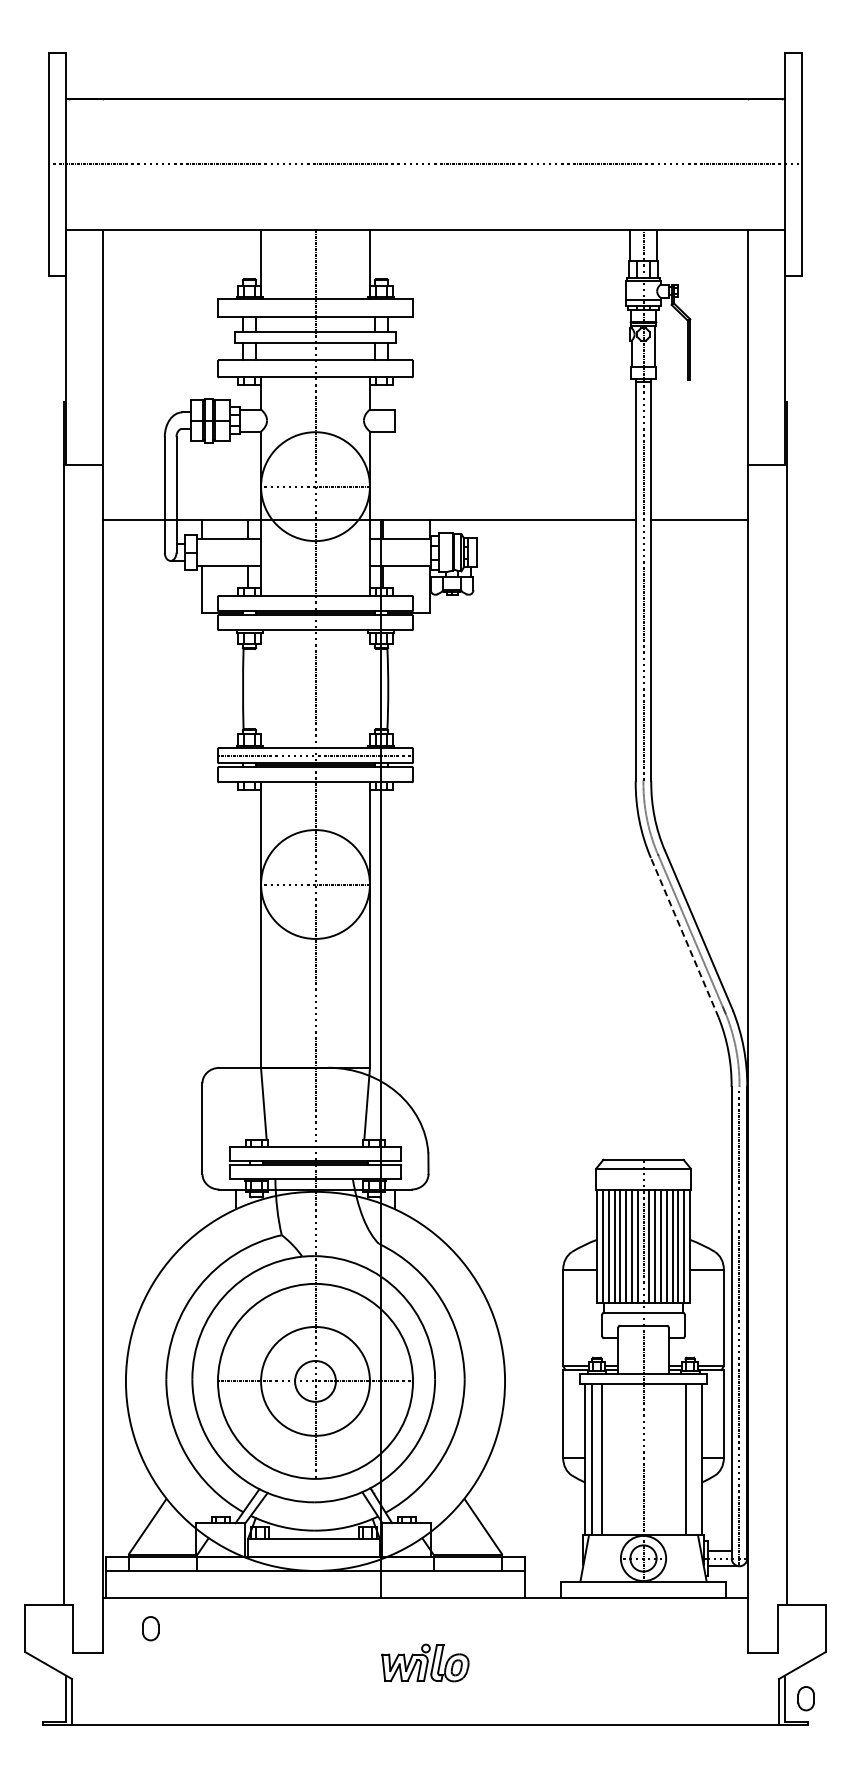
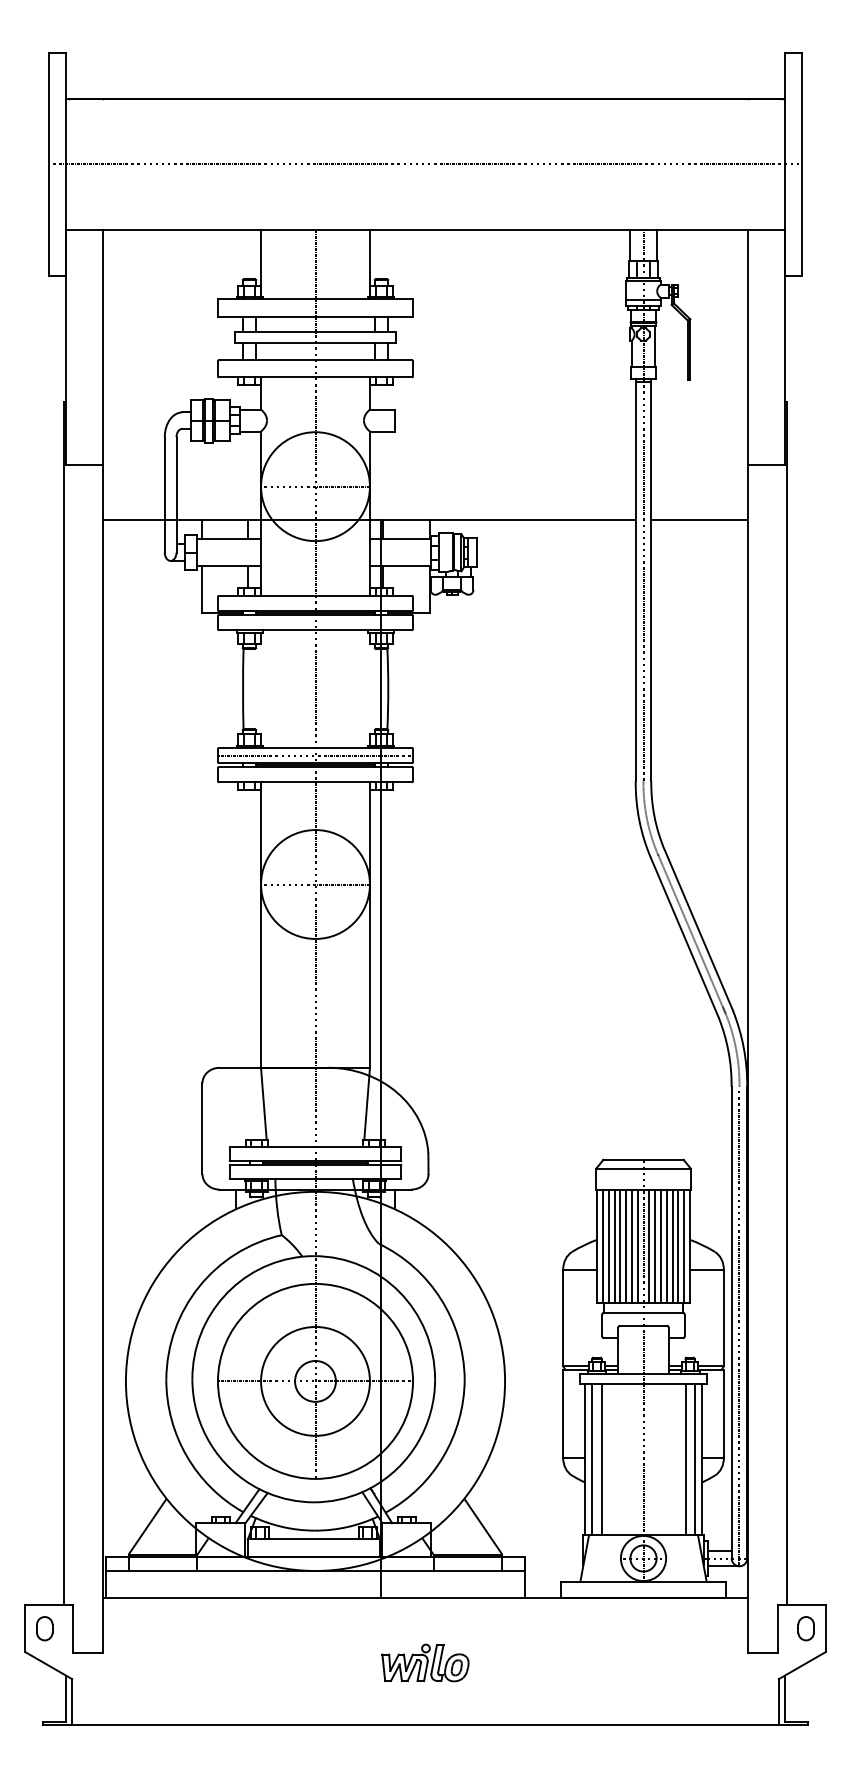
line: dashed -> solid (684, 937)
line: none -> present (694, 1459)
part position: (150, 1628) -> (44, 1628) (44, 1628)
part position: (805, 1698) -> (805, 1628) (805, 1628)
